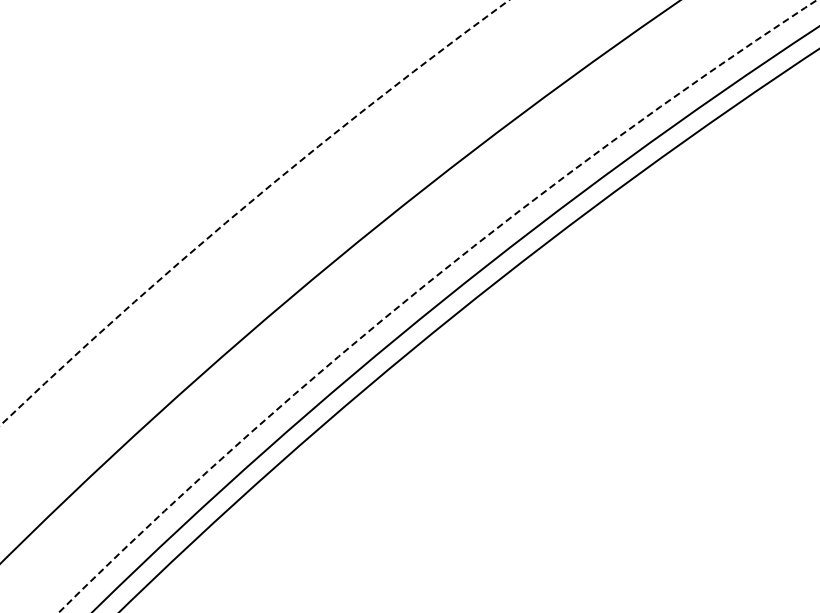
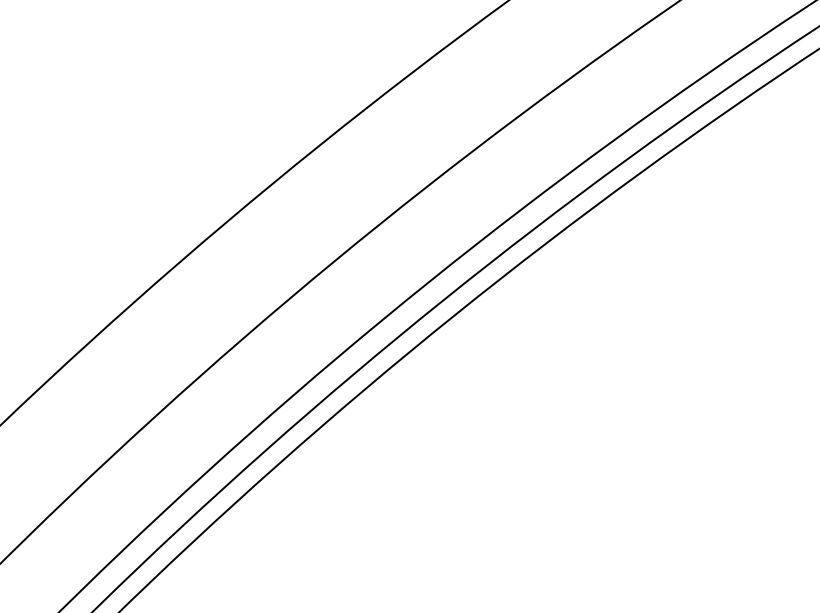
circle: dashed -> solid (254, 212)
circle: dashed -> solid (437, 306)
